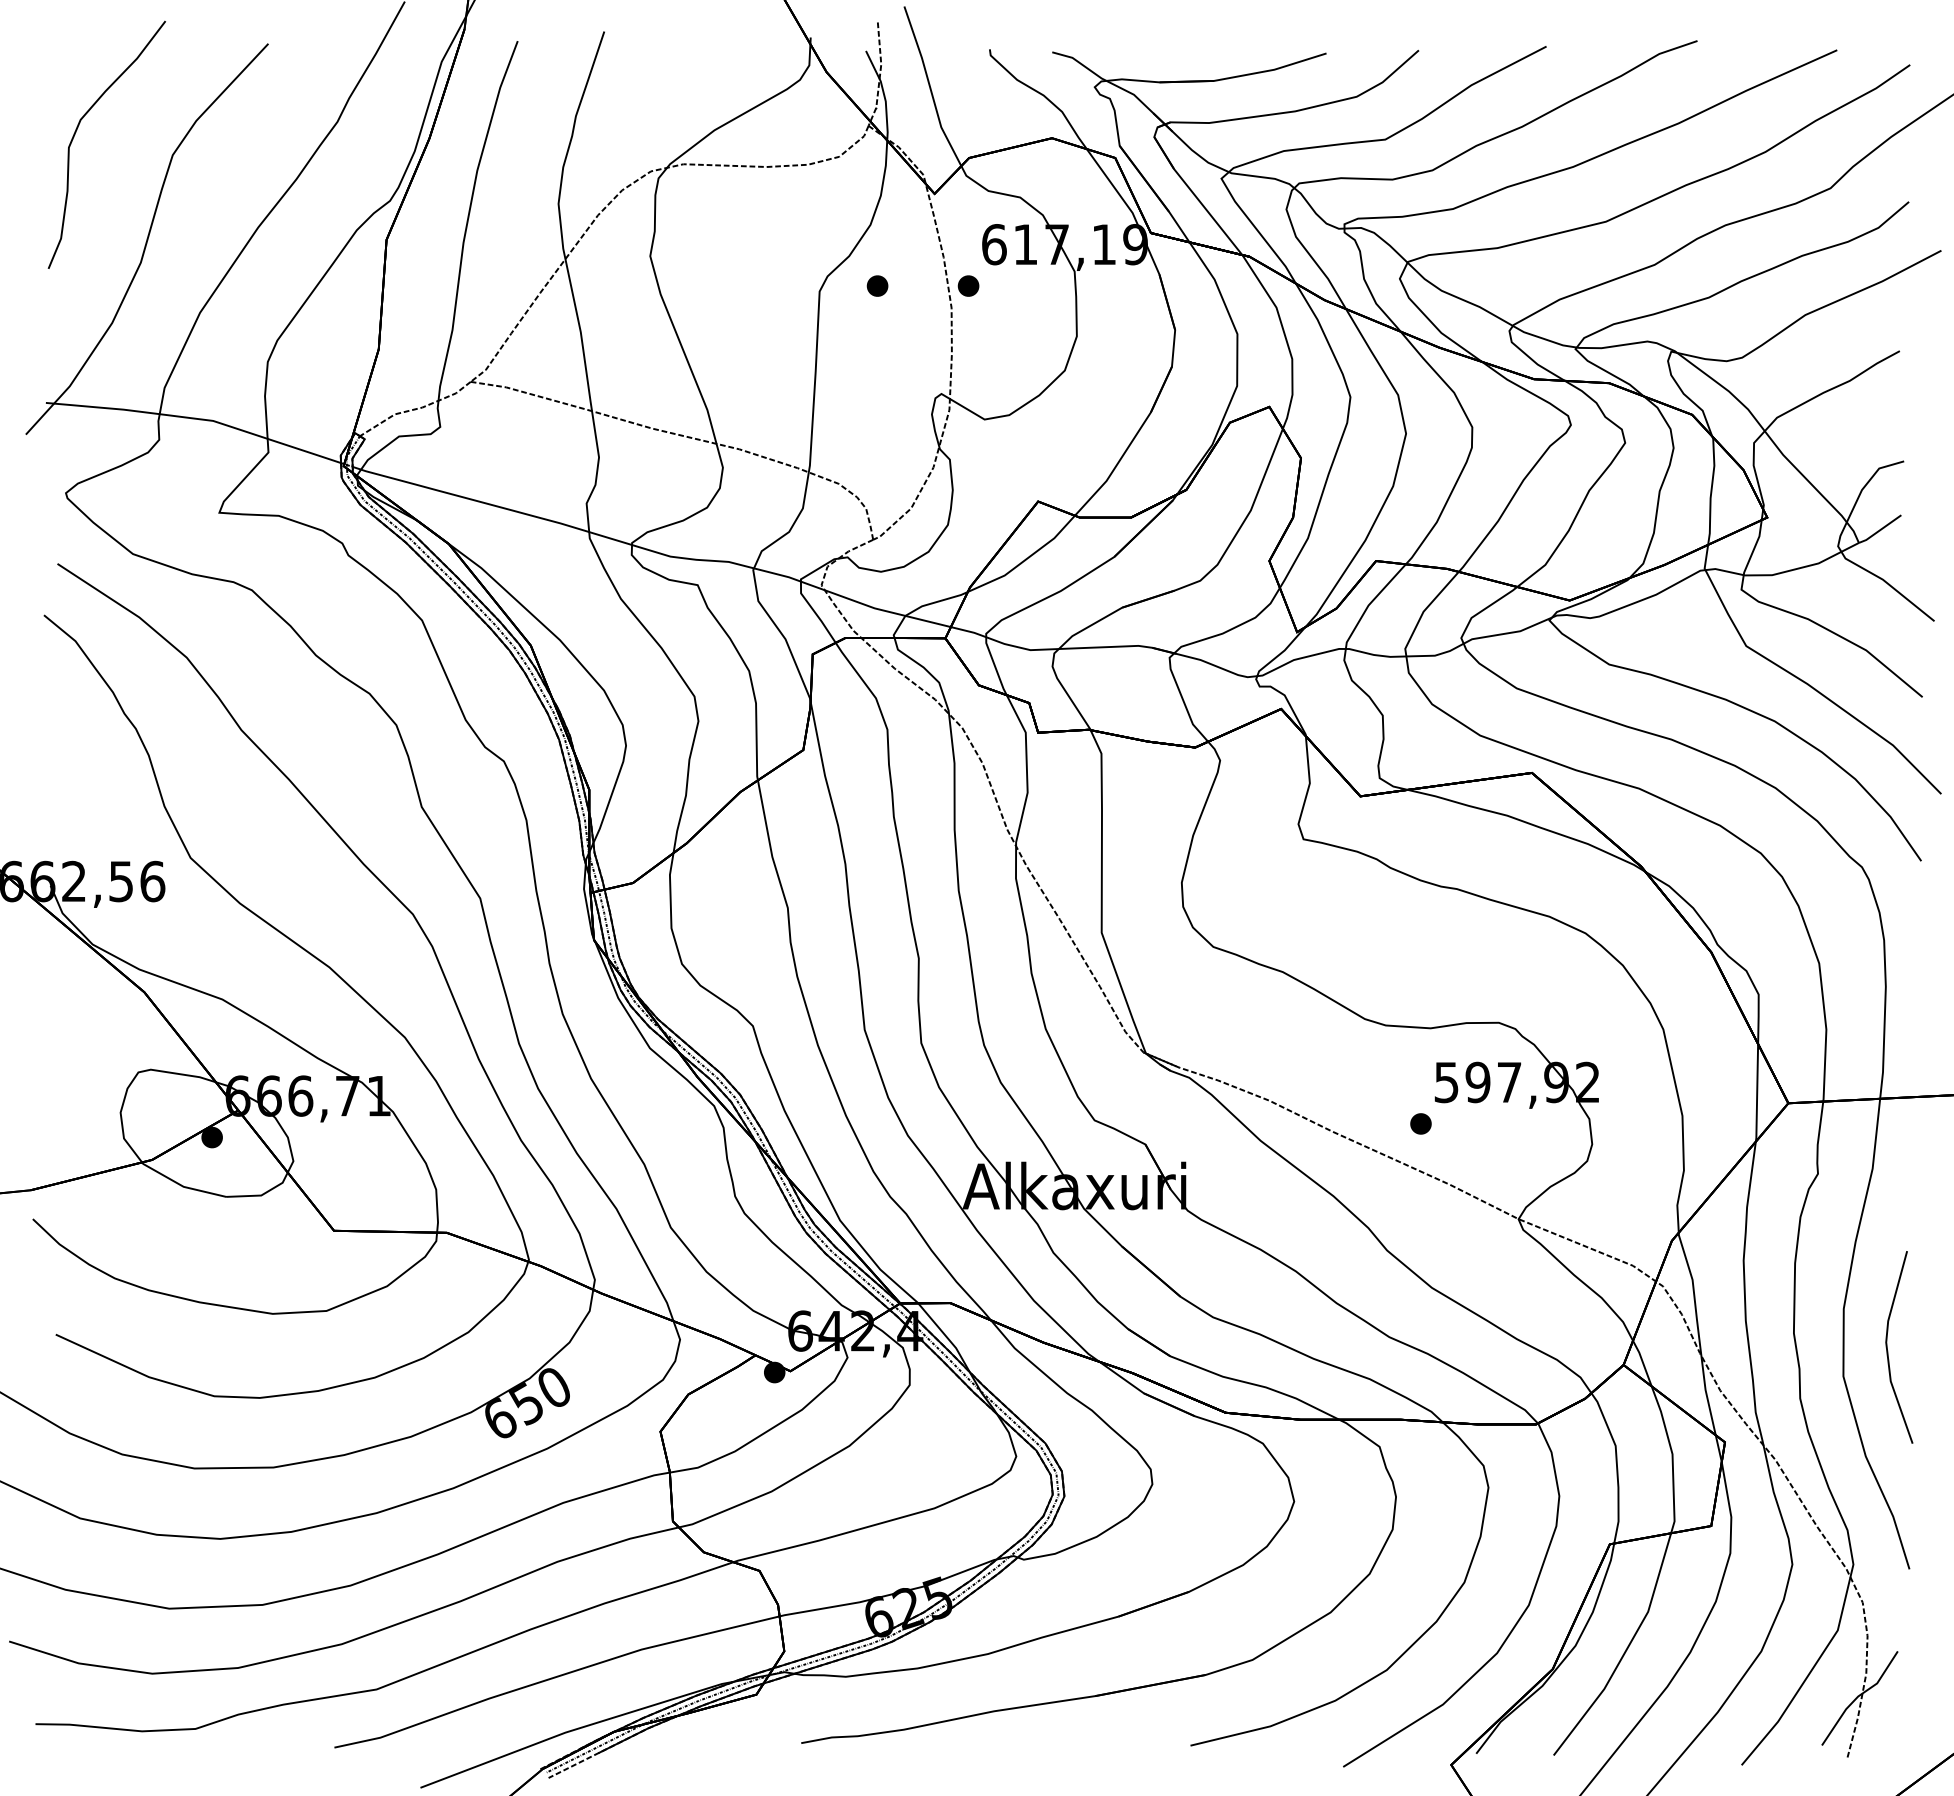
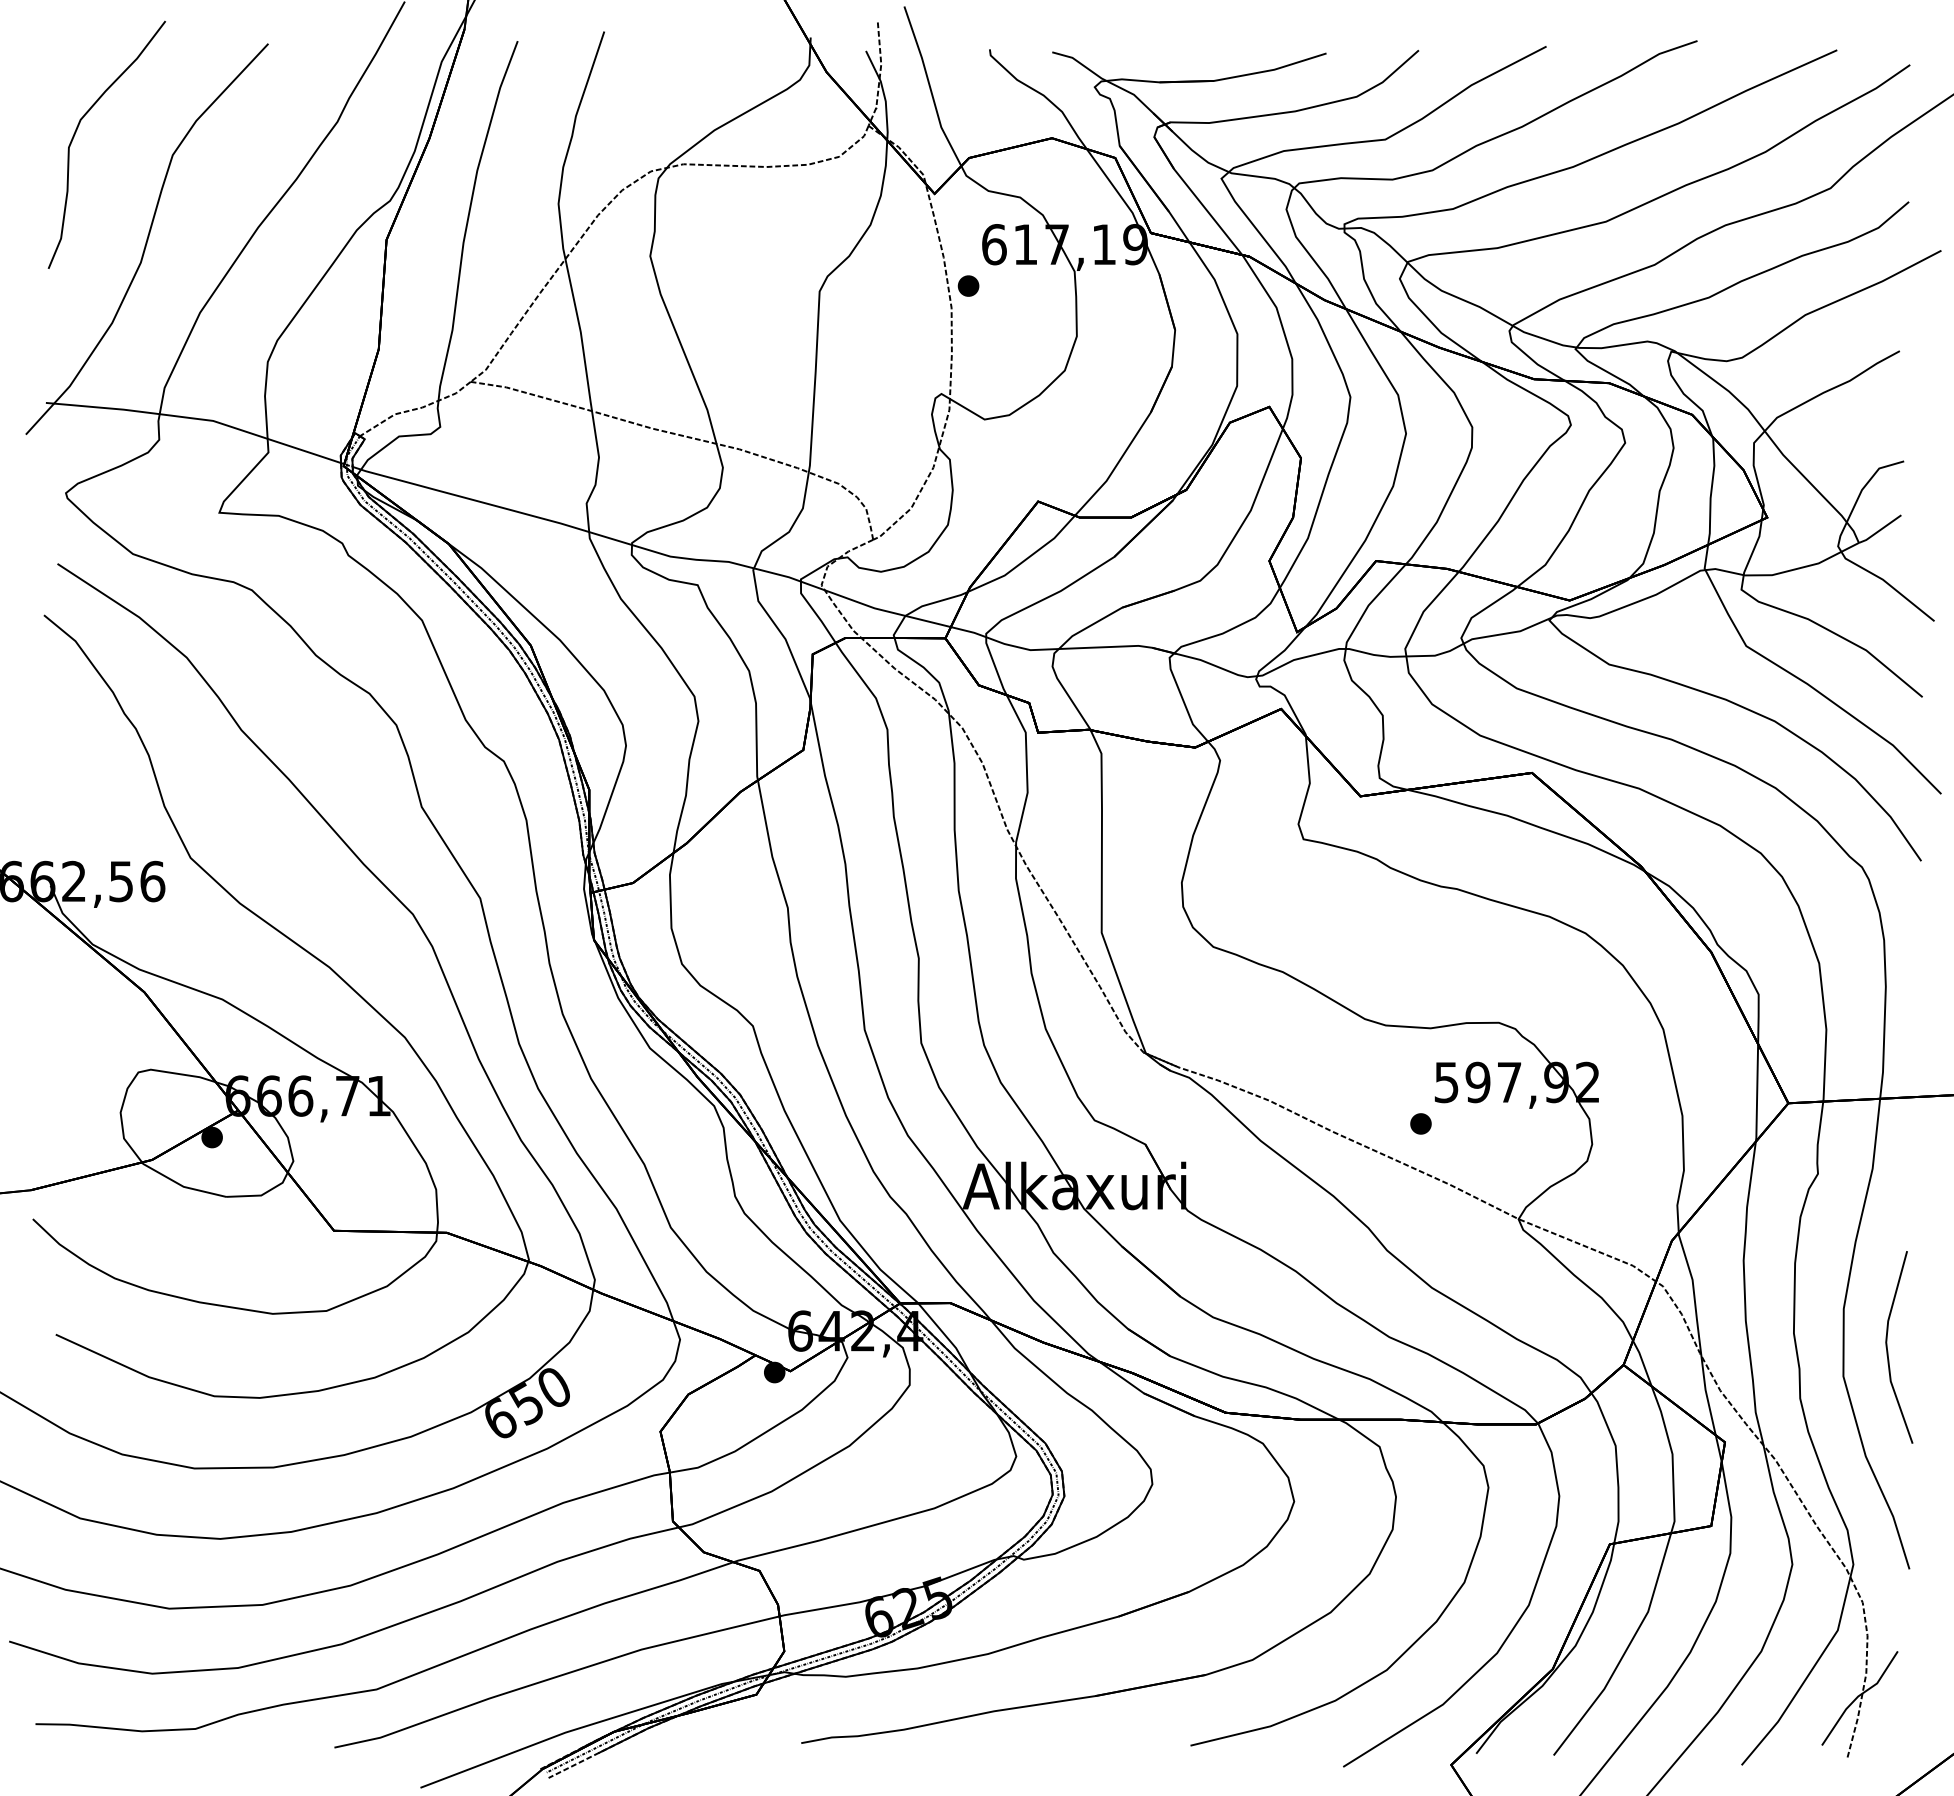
part: present -> none (877, 285)
